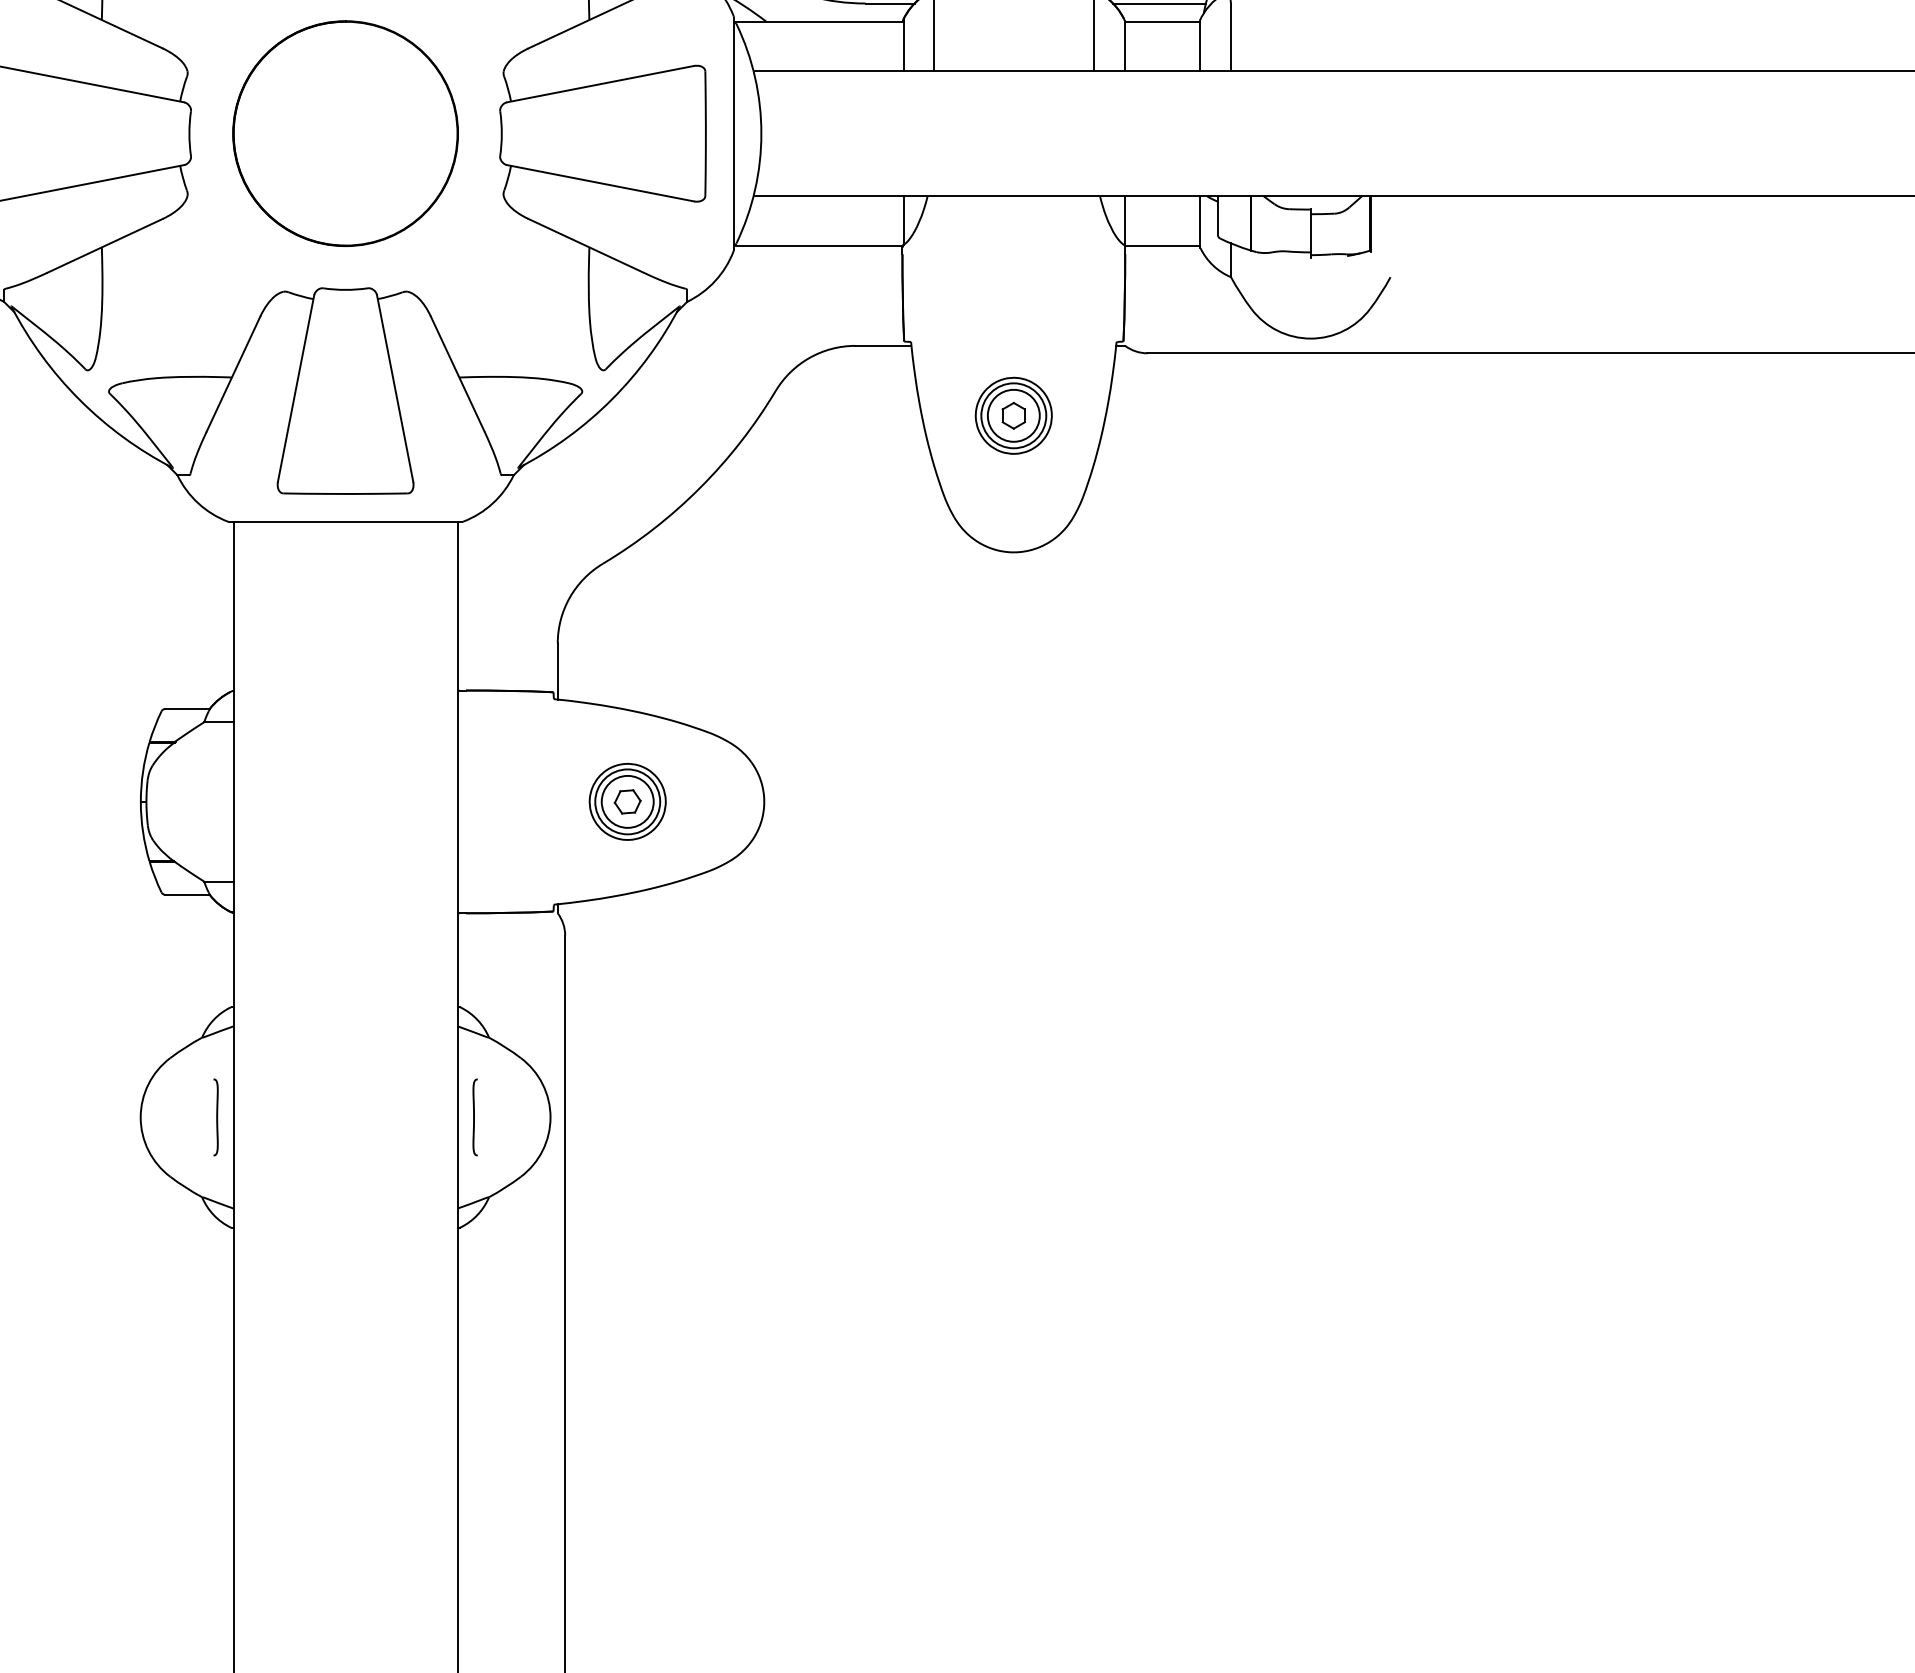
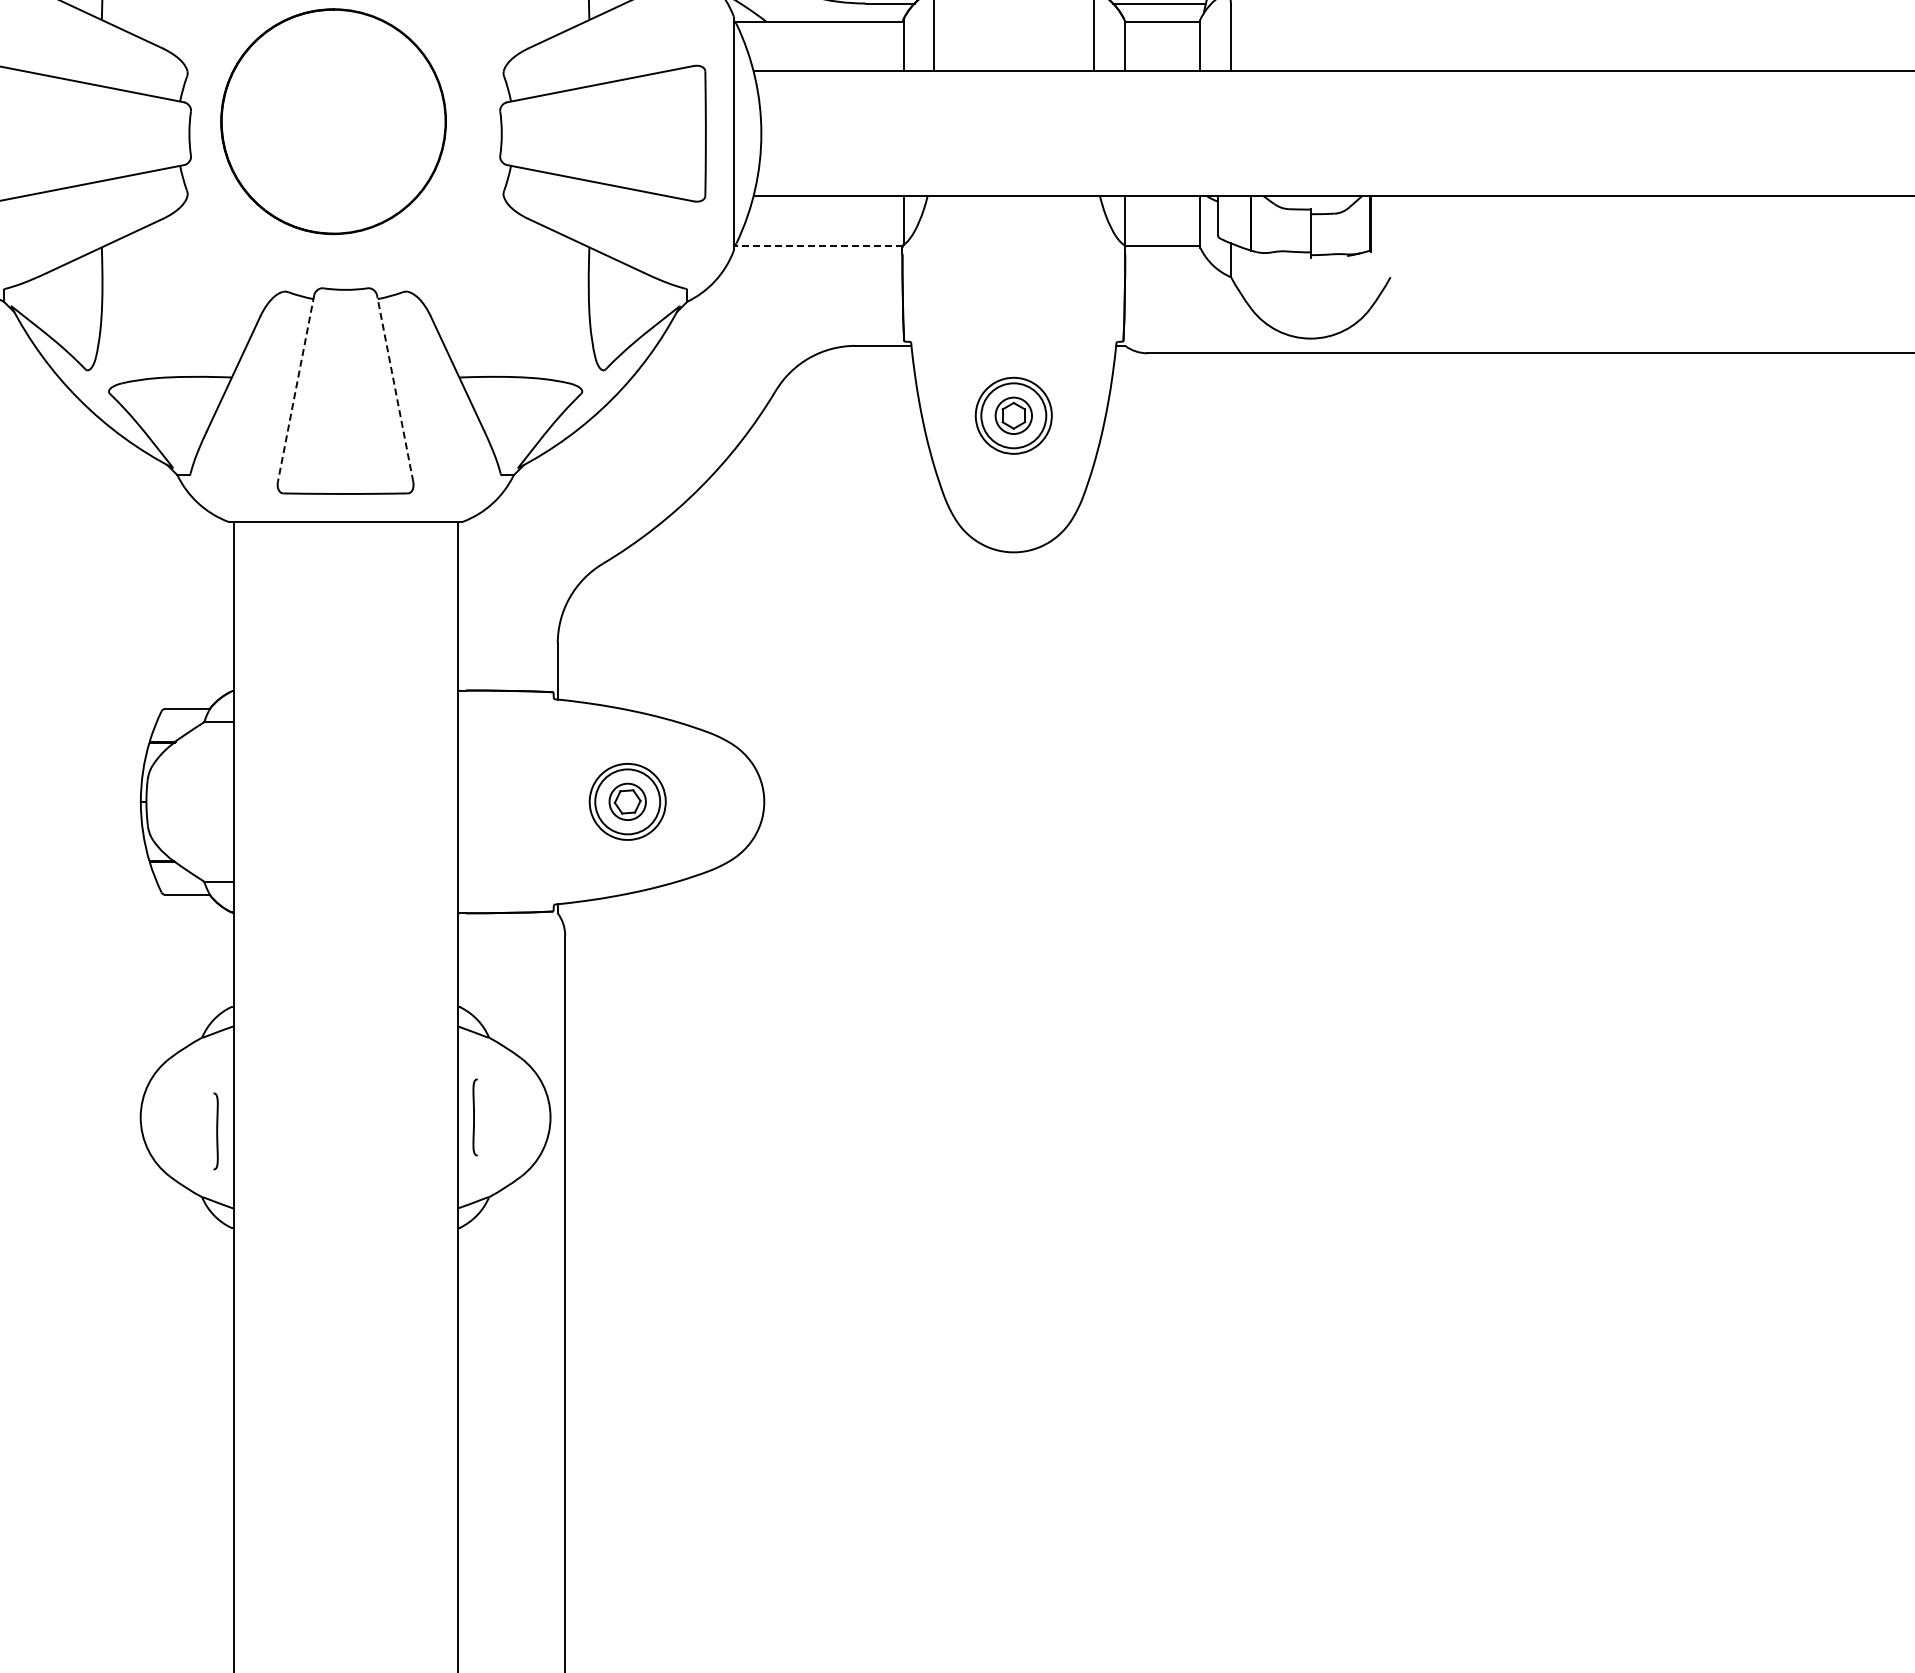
circle position: (345, 133) -> (333, 121) (333, 121)
line: solid -> dashed (818, 245)
line: solid -> dashed (395, 387)
line: solid -> dashed (296, 388)
circle diameter: 52 px -> 36 px (1013, 415)
circle diameter: 52 px -> 36 px (627, 801)
curve position: (216, 1117) -> (216, 1131) (216, 1131)
